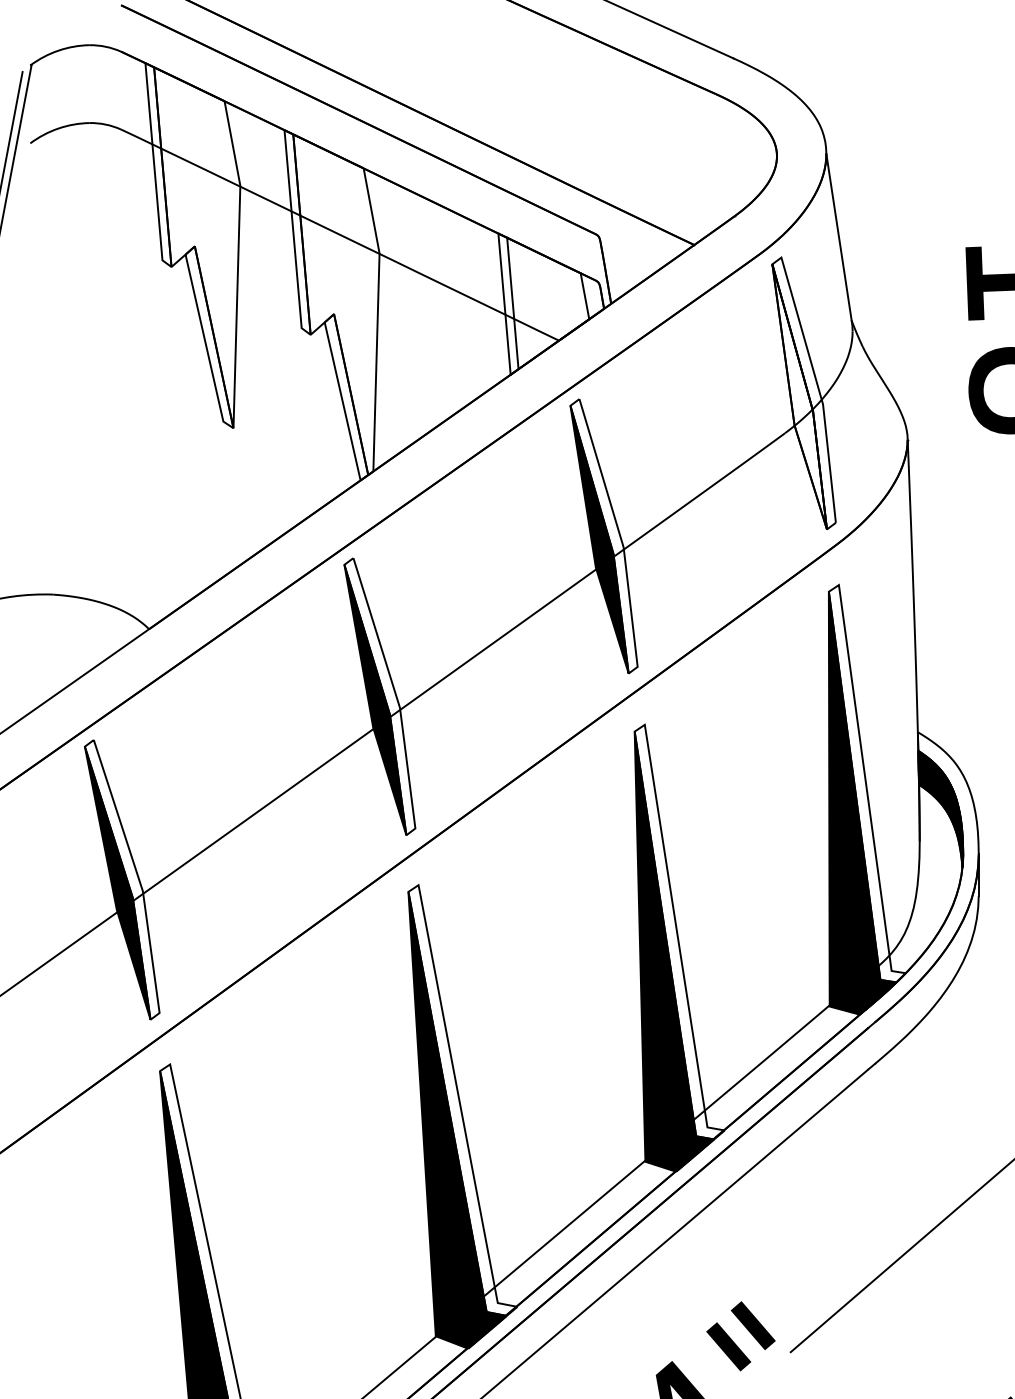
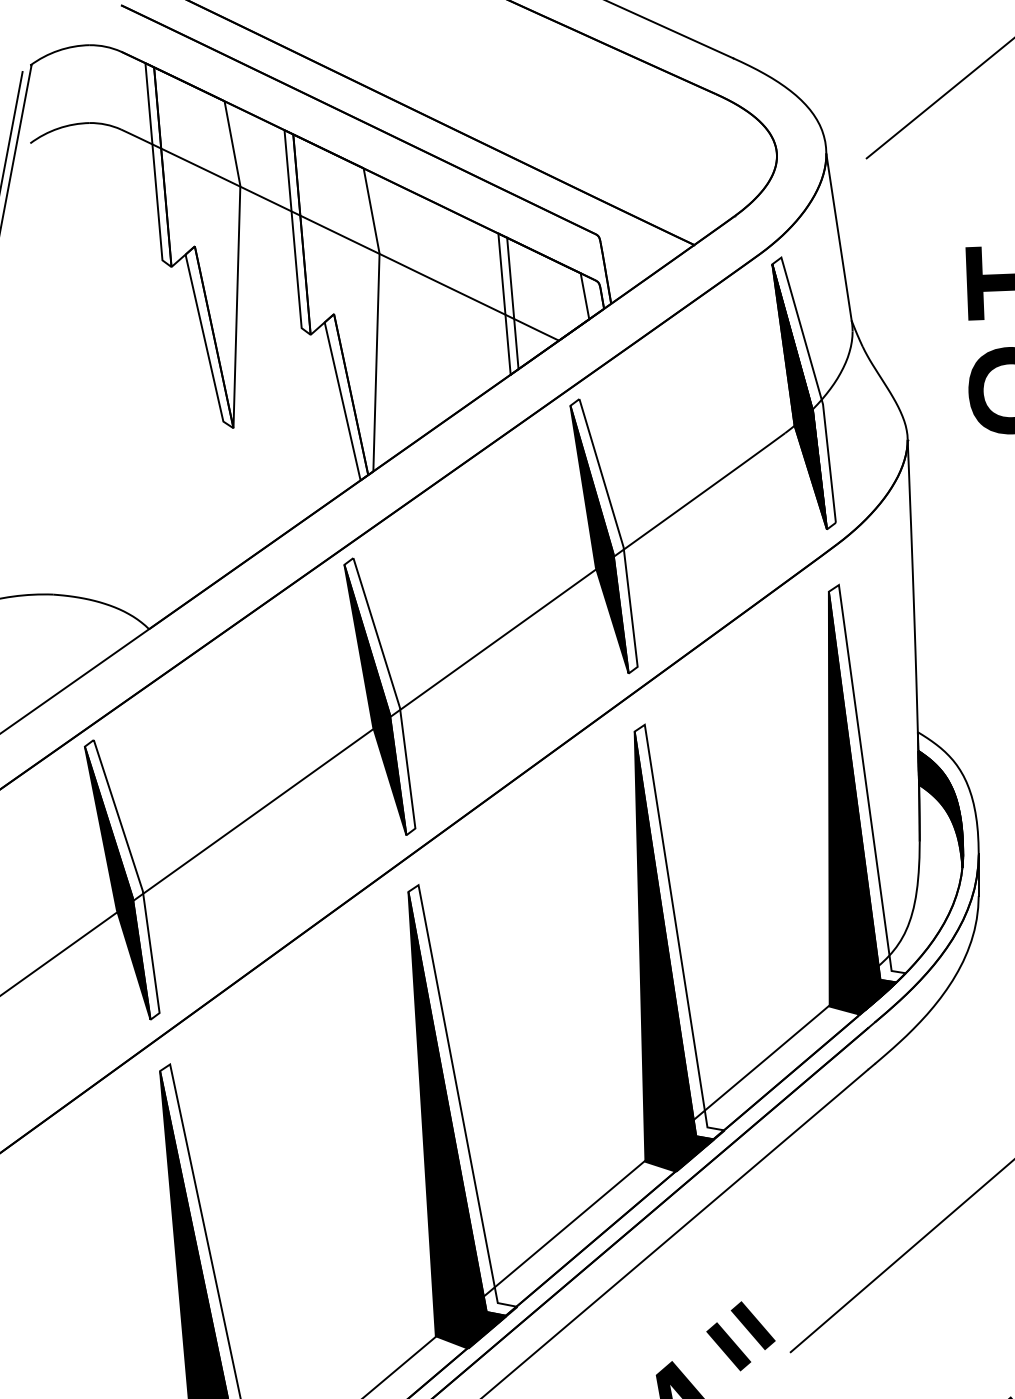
line: none -> present (938, 99)
fill: none -> present (799, 396)
